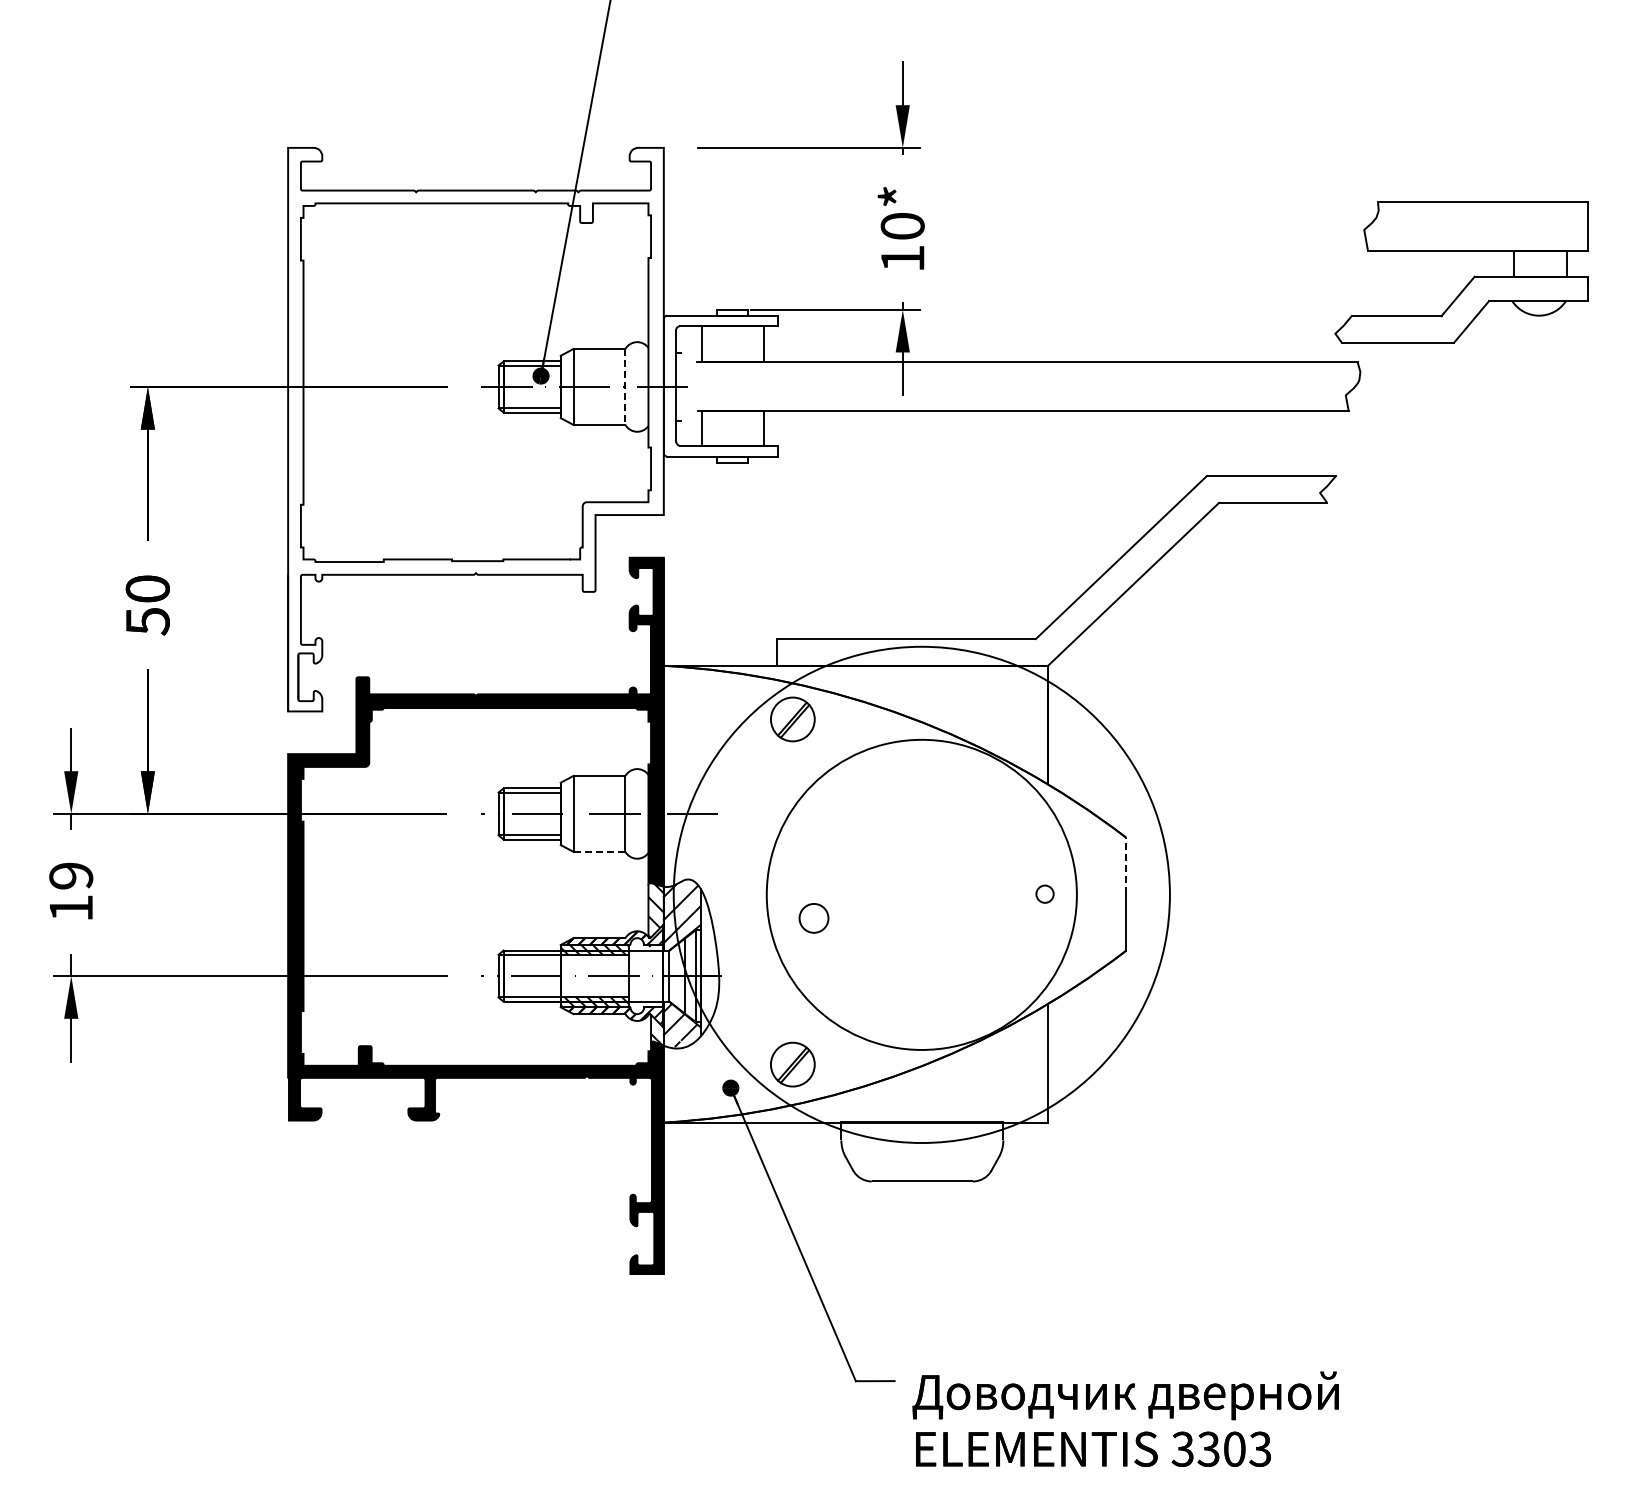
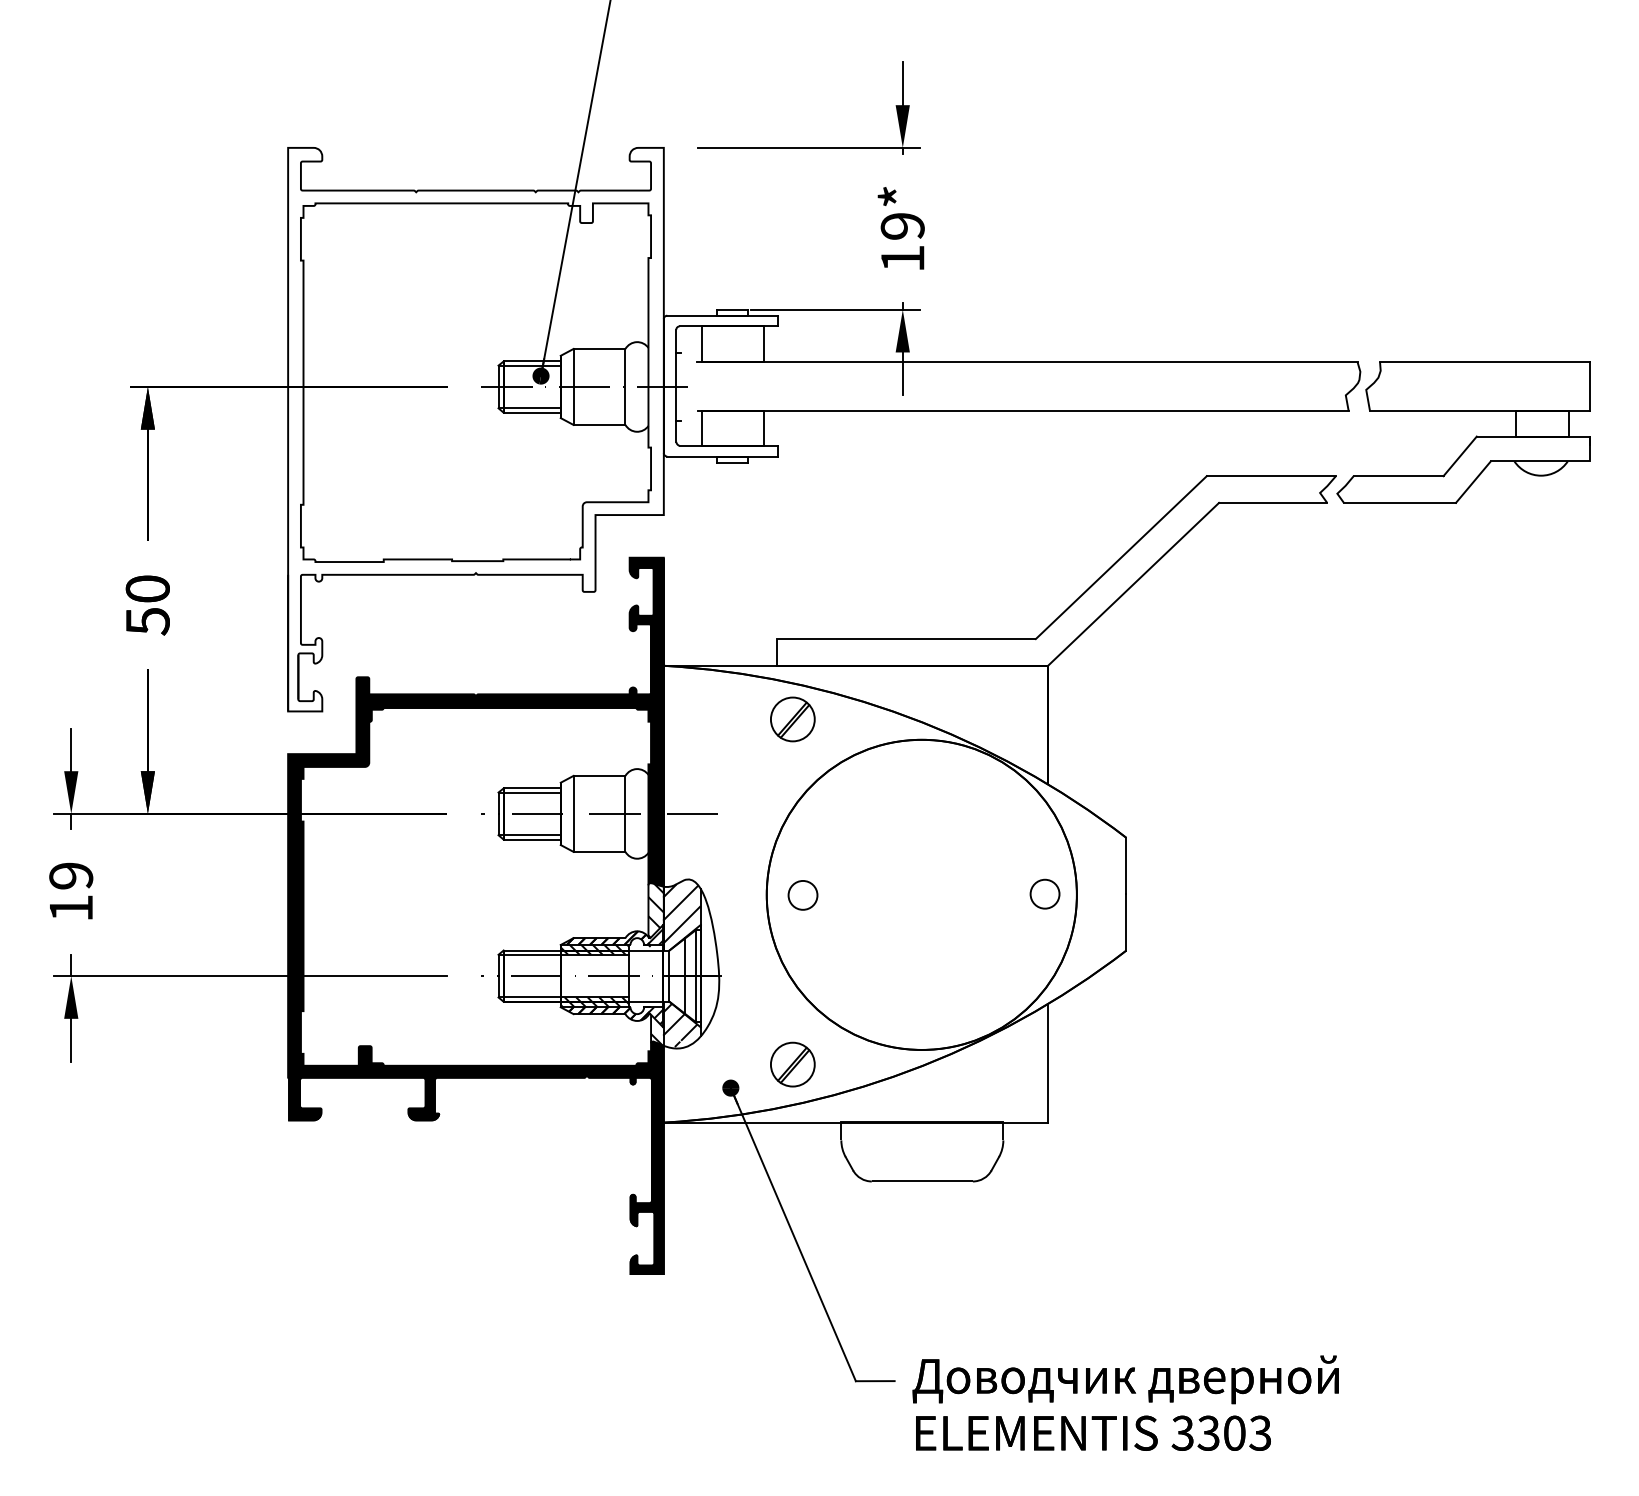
text: 10* -> 19* (902, 226)
part position: (1471, 278) -> (1473, 438) (1473, 438)
line: dashed -> solid (625, 386)
line: dashed -> solid (599, 851)
line: dashed -> solid (1126, 865)
circle diameter: 17 px -> 29 px (1044, 893)
circle diameter: 496 px -> 310 px (921, 894)
circle position: (813, 918) -> (802, 895) (802, 895)
text position: (1125, 1418) -> (1125, 1402) (1125, 1402)
